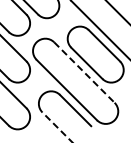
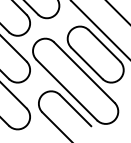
line: dashed -> solid (84, 72)
line: dashed -> solid (57, 127)
